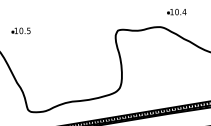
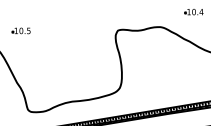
part position: (176, 12) -> (193, 12) (193, 12)
